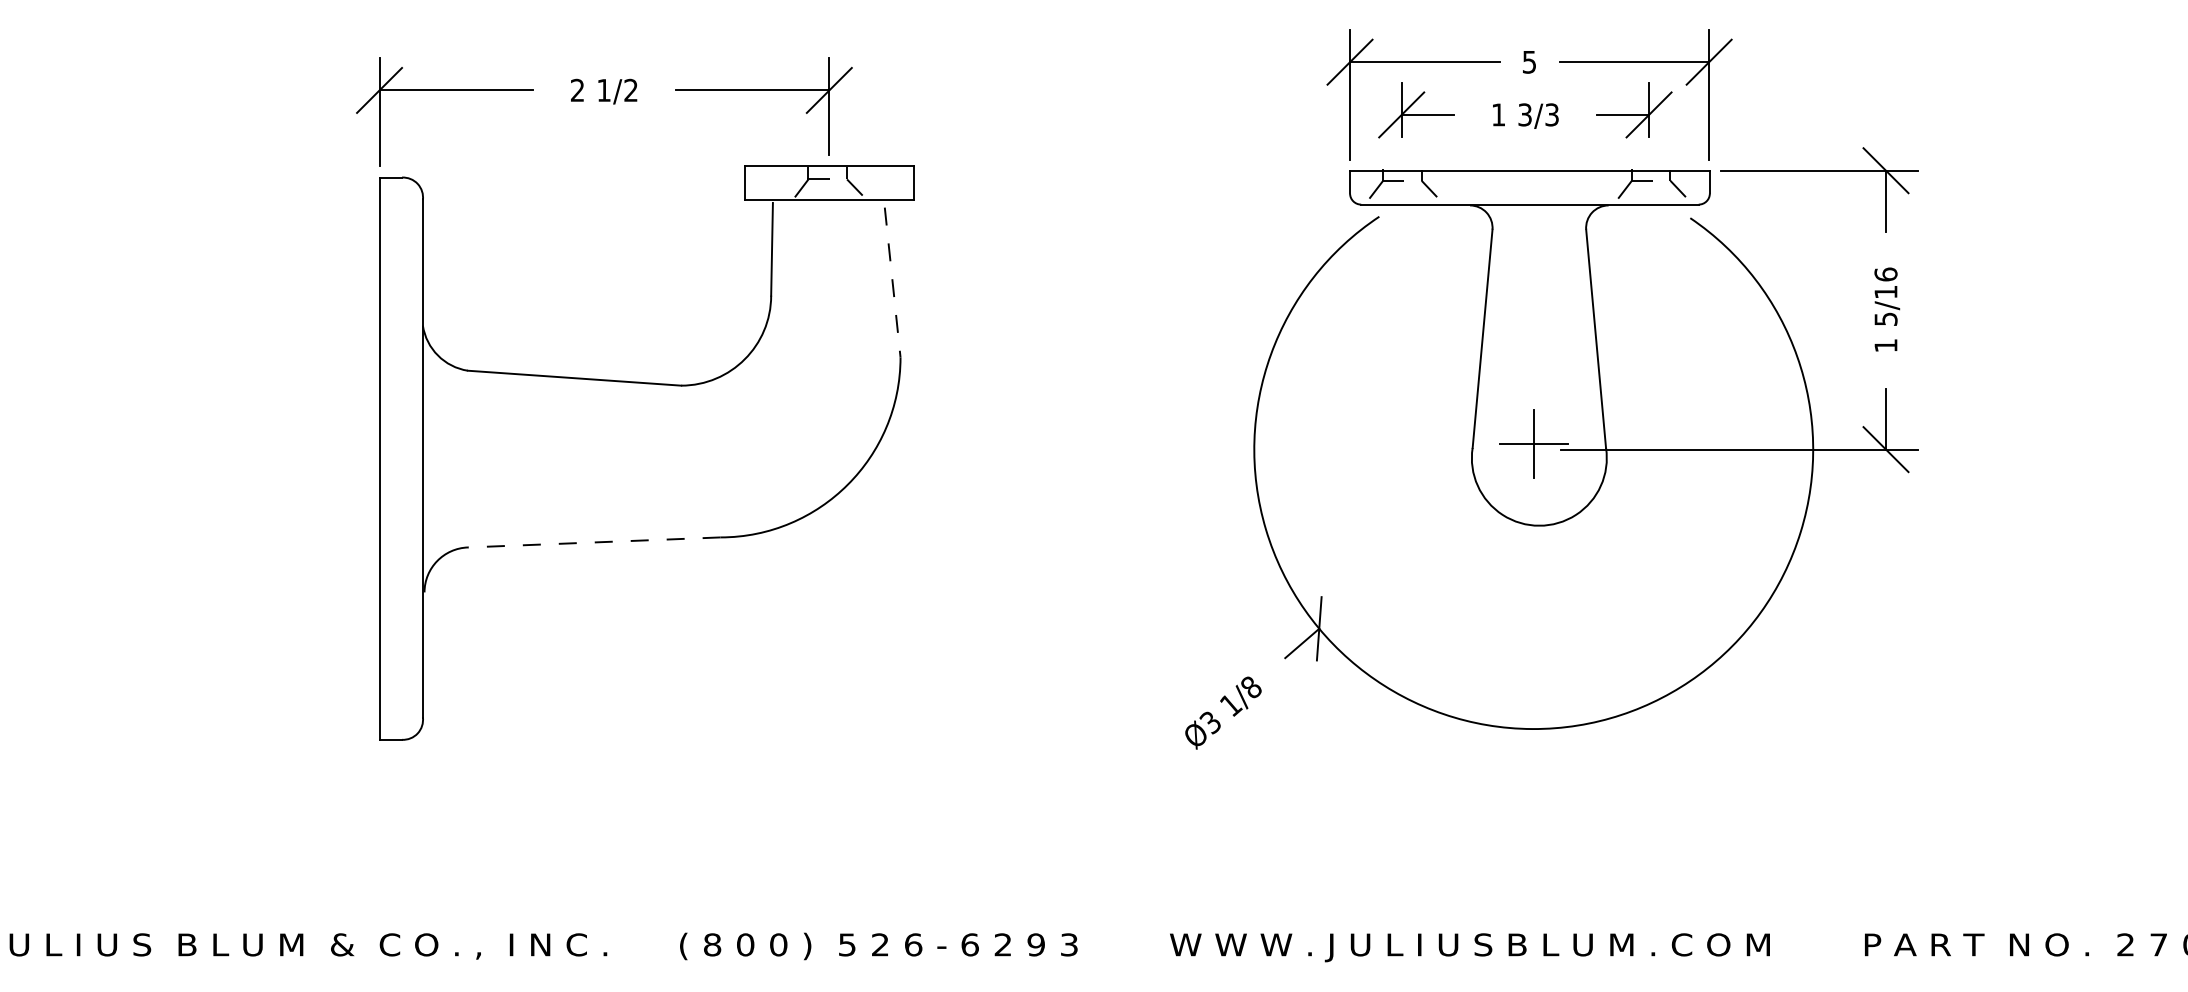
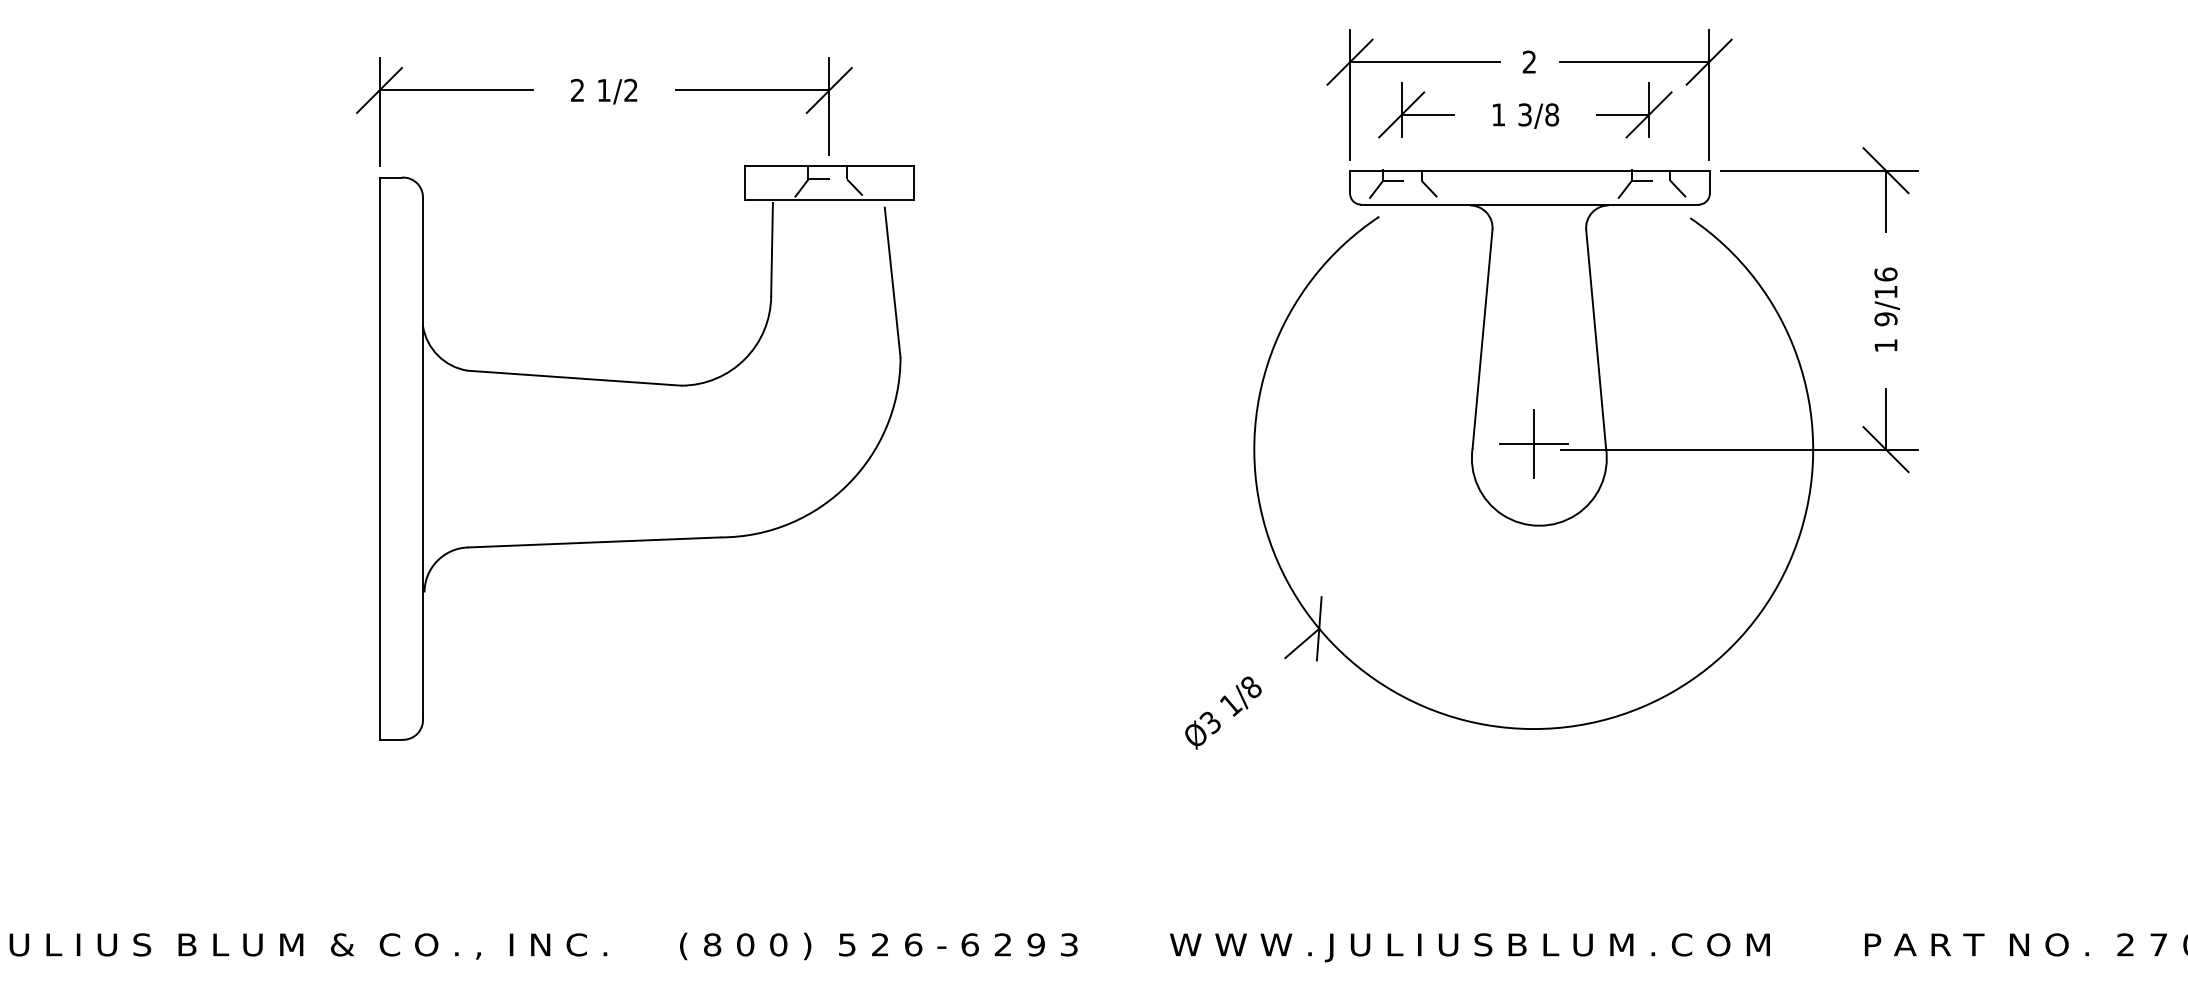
text: 5 -> 2 (1528, 61)
text: 3/3 -> 3/8 (1552, 114)
line: dashed -> solid (892, 283)
text: 5/16 -> 9/16 (1885, 319)
line: dashed -> solid (593, 542)
